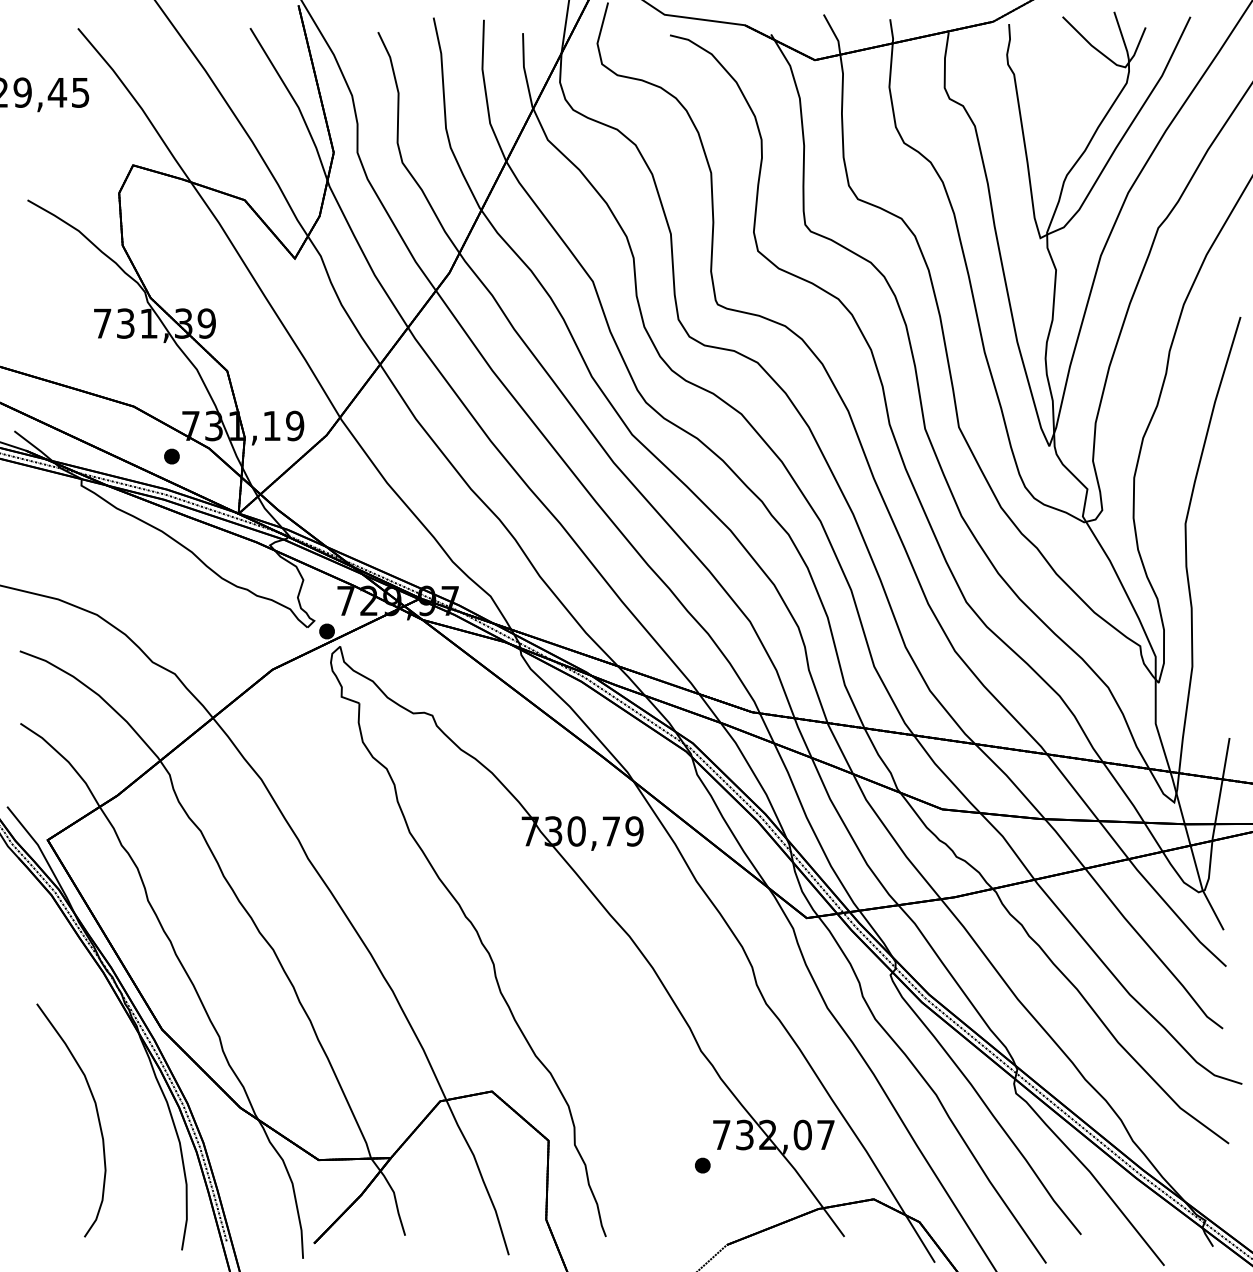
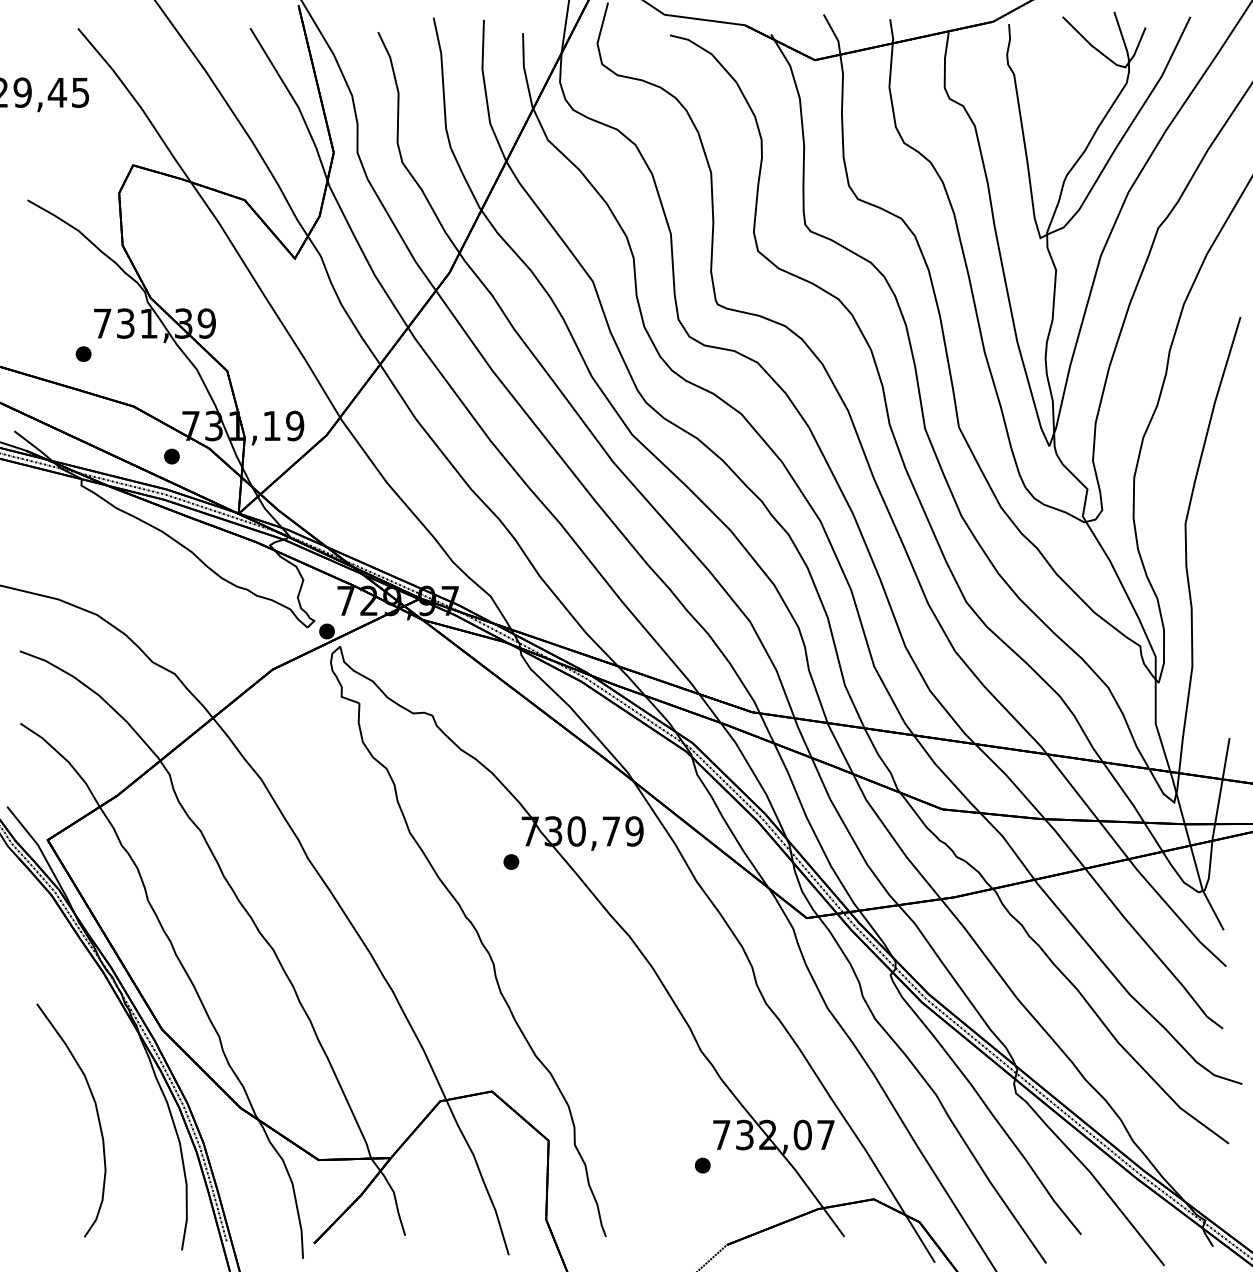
part: none -> present (83, 353)
part: none -> present (511, 861)
